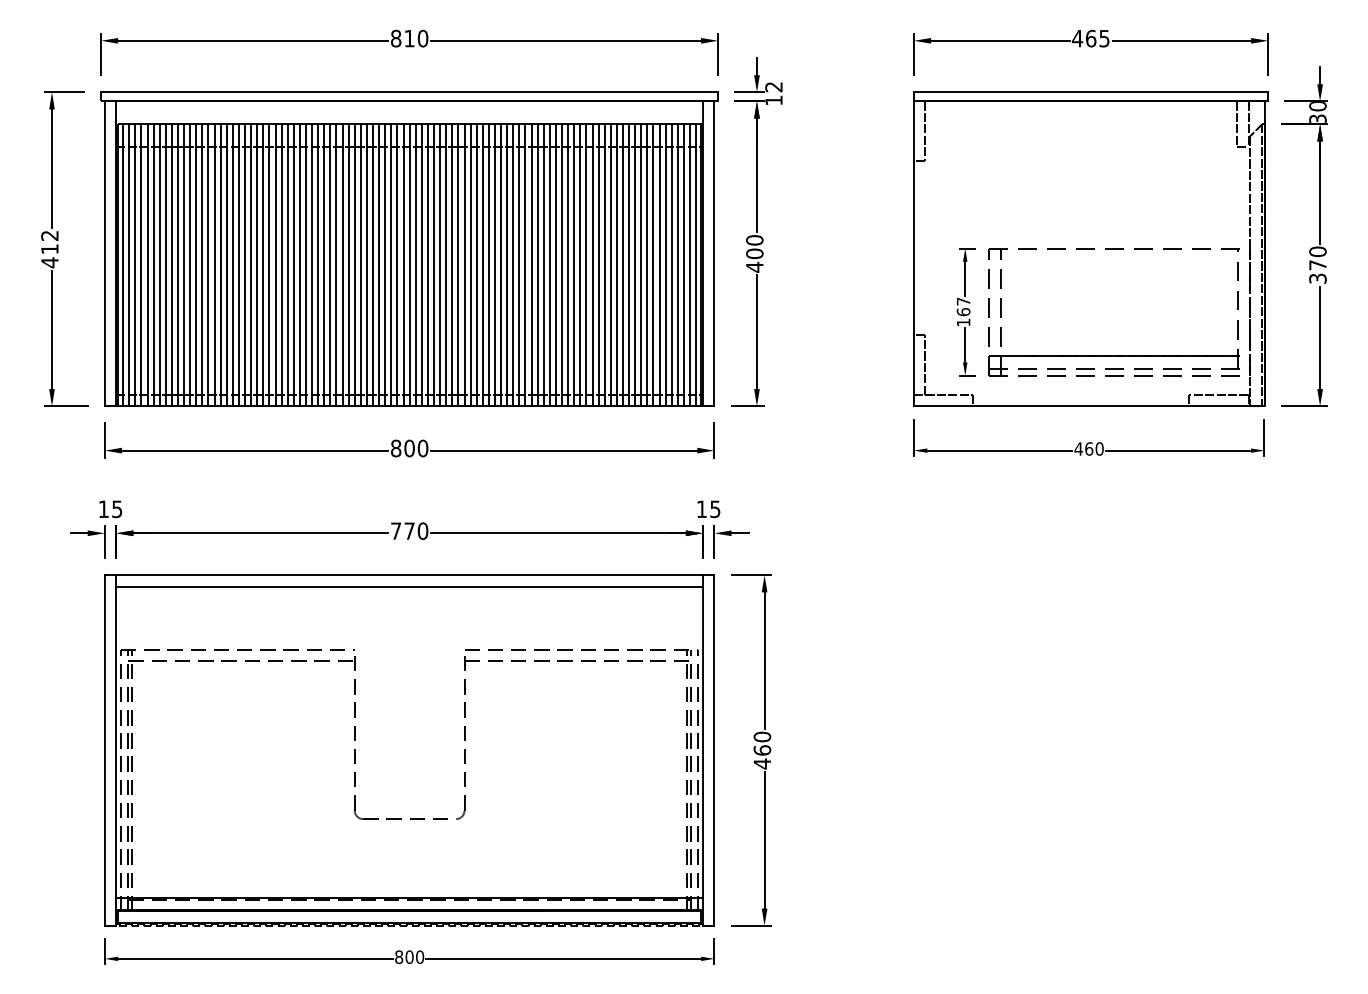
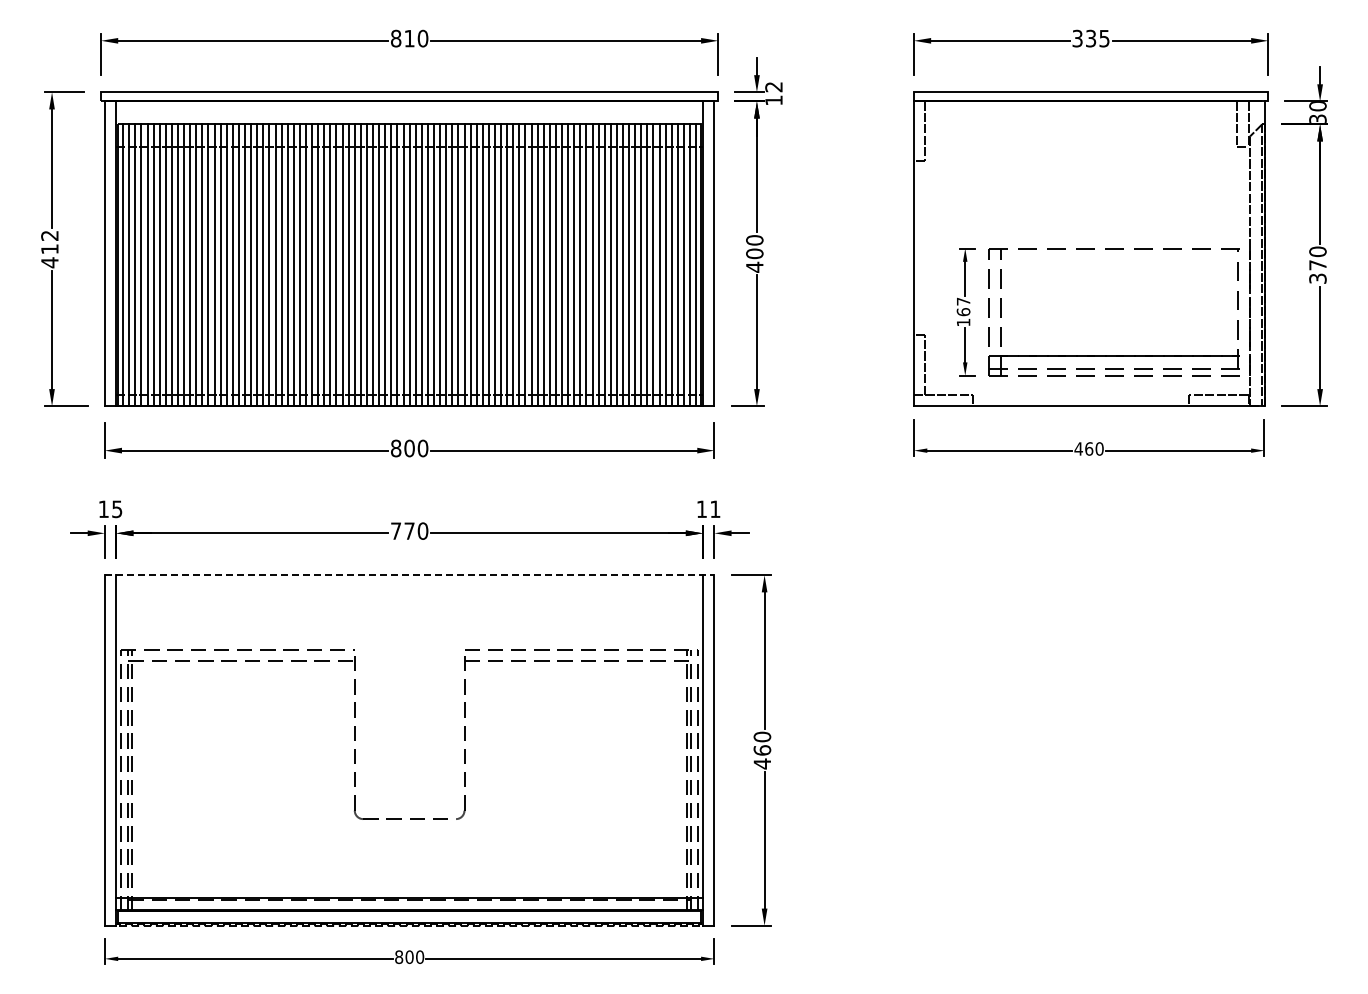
text: 465 -> 335 (1084, 38)
text: 15 -> 11 (715, 509)
line: solid -> dashed (409, 575)
line: present -> none (409, 586)
